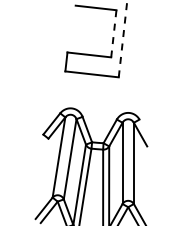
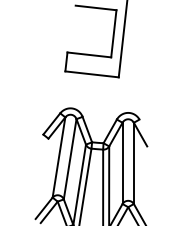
line: dashed -> solid (113, 33)
line: dashed -> solid (123, 38)
